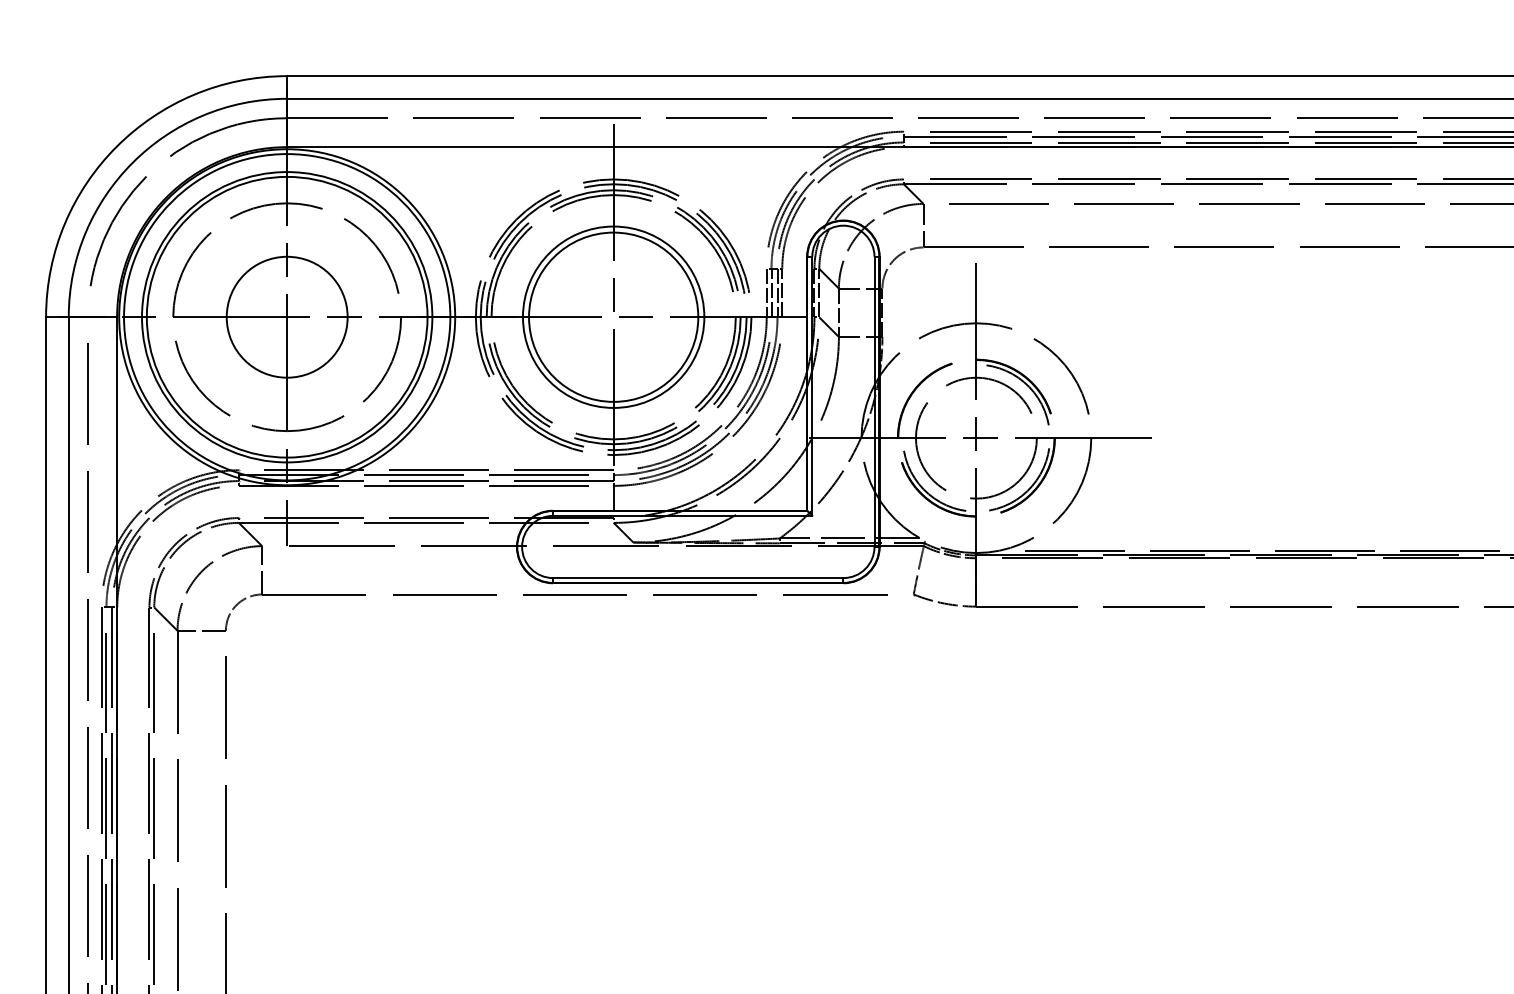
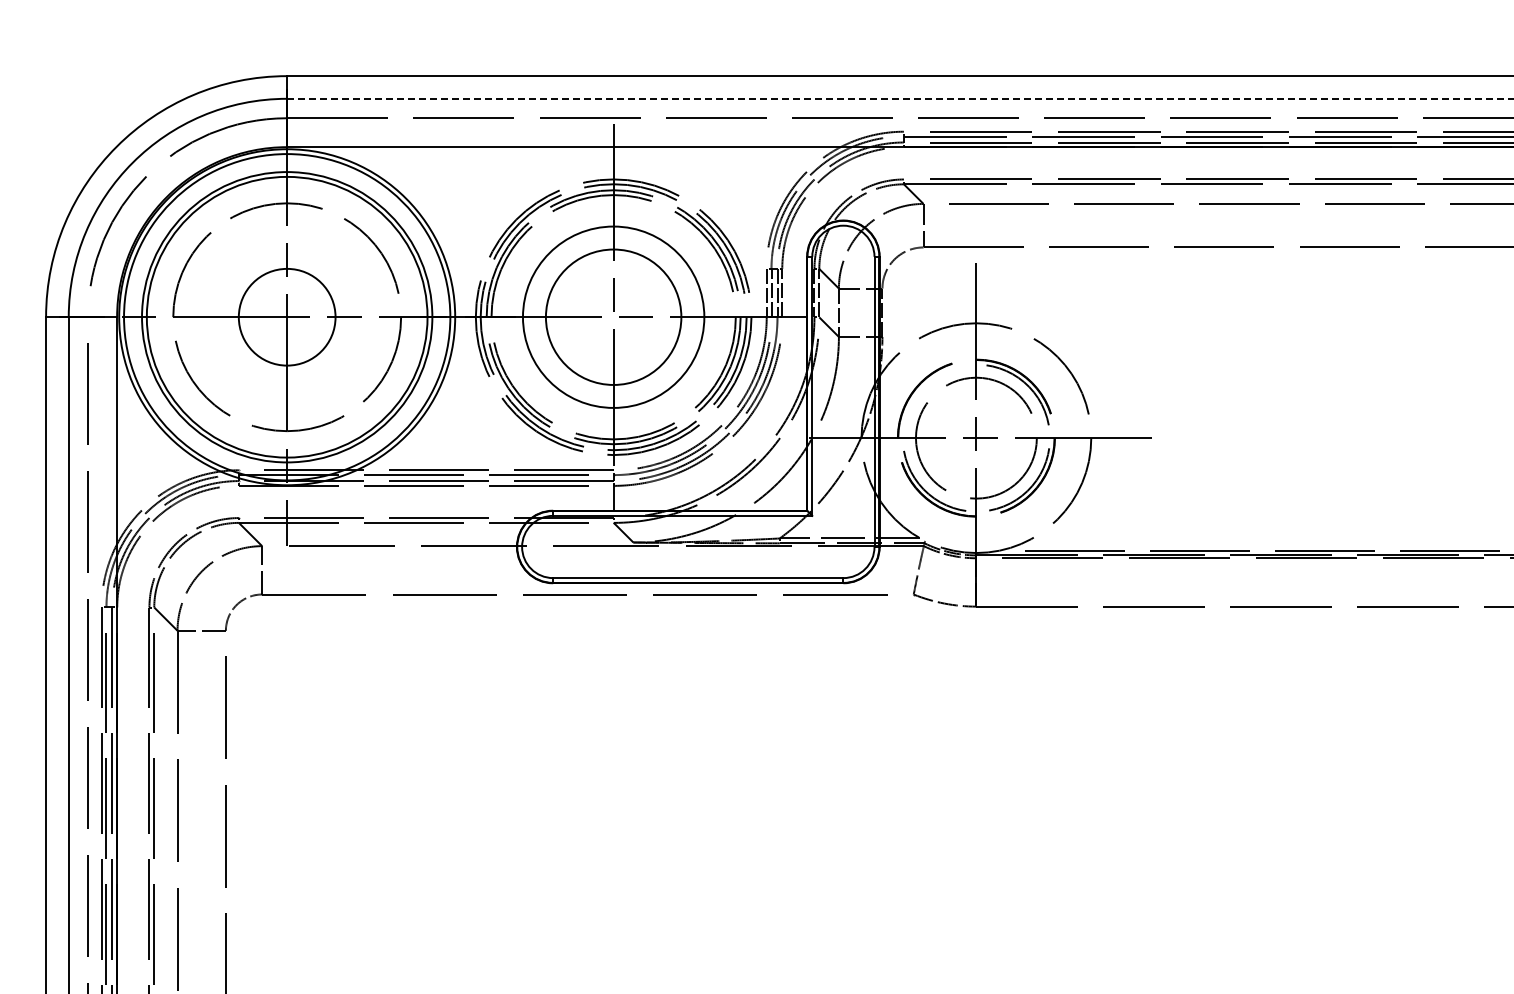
line: solid -> dashed (900, 98)
circle diameter: 121 px -> 97 px (286, 316)
circle diameter: 169 px -> 135 px (613, 316)
